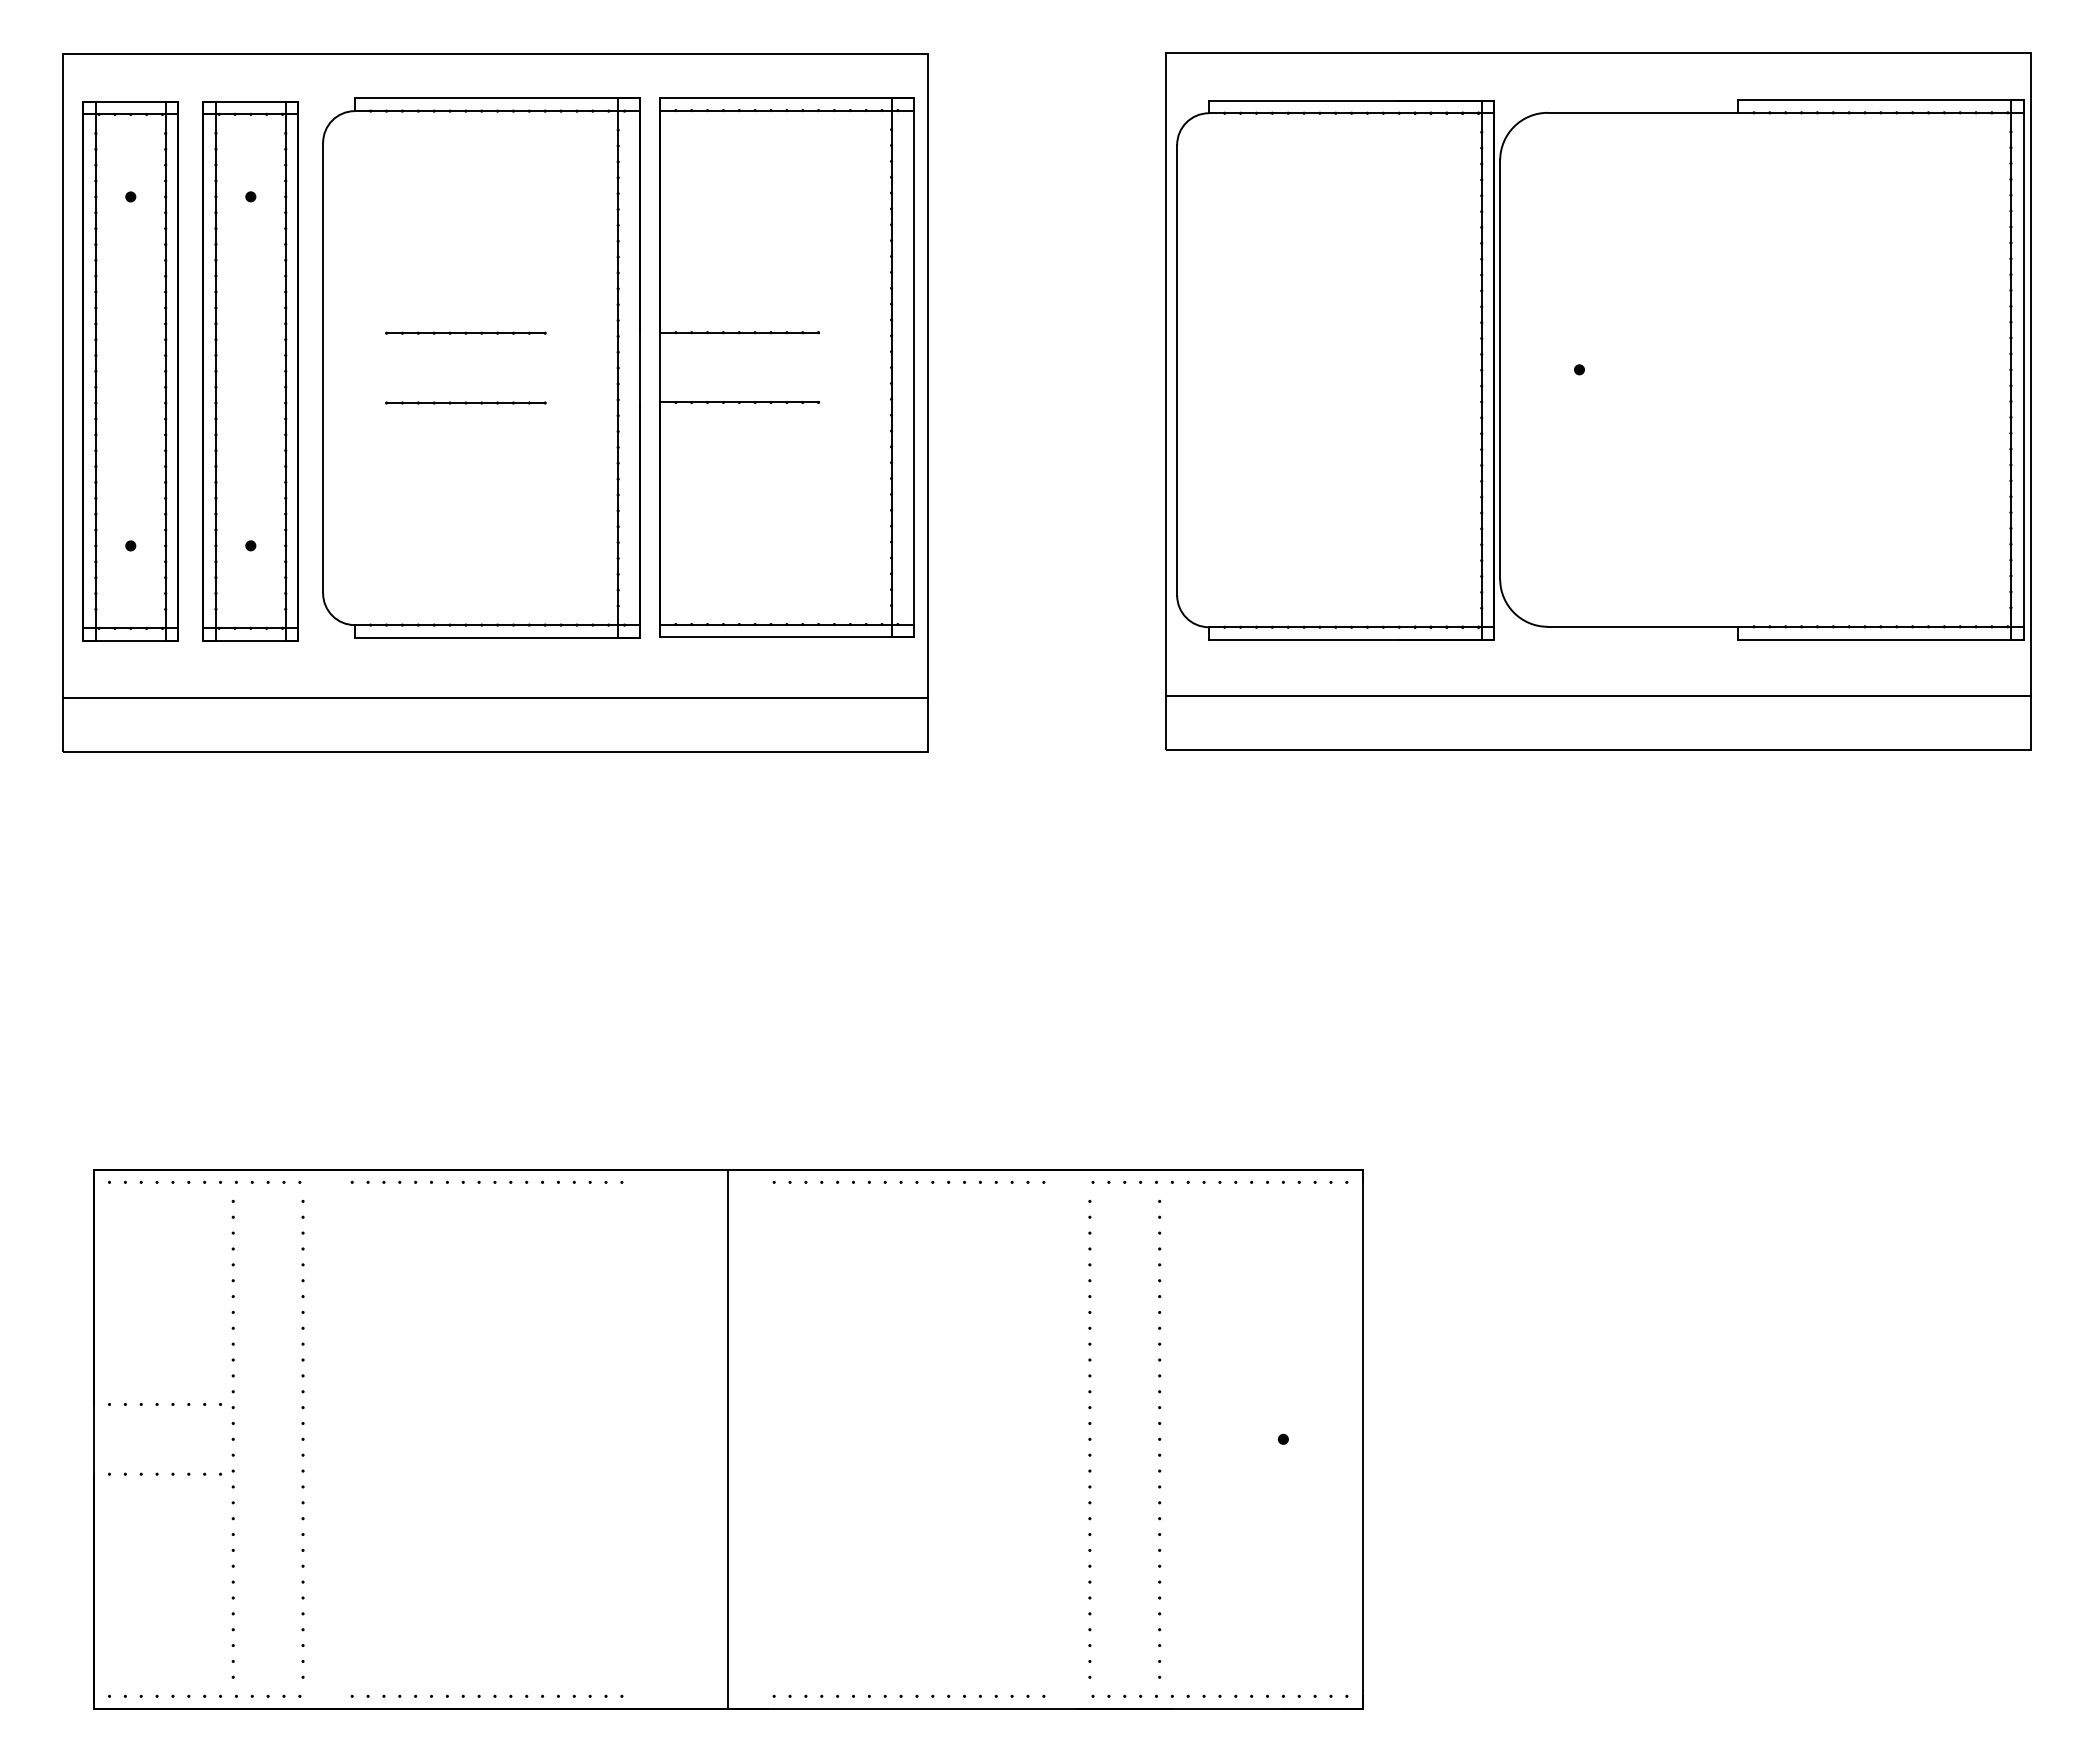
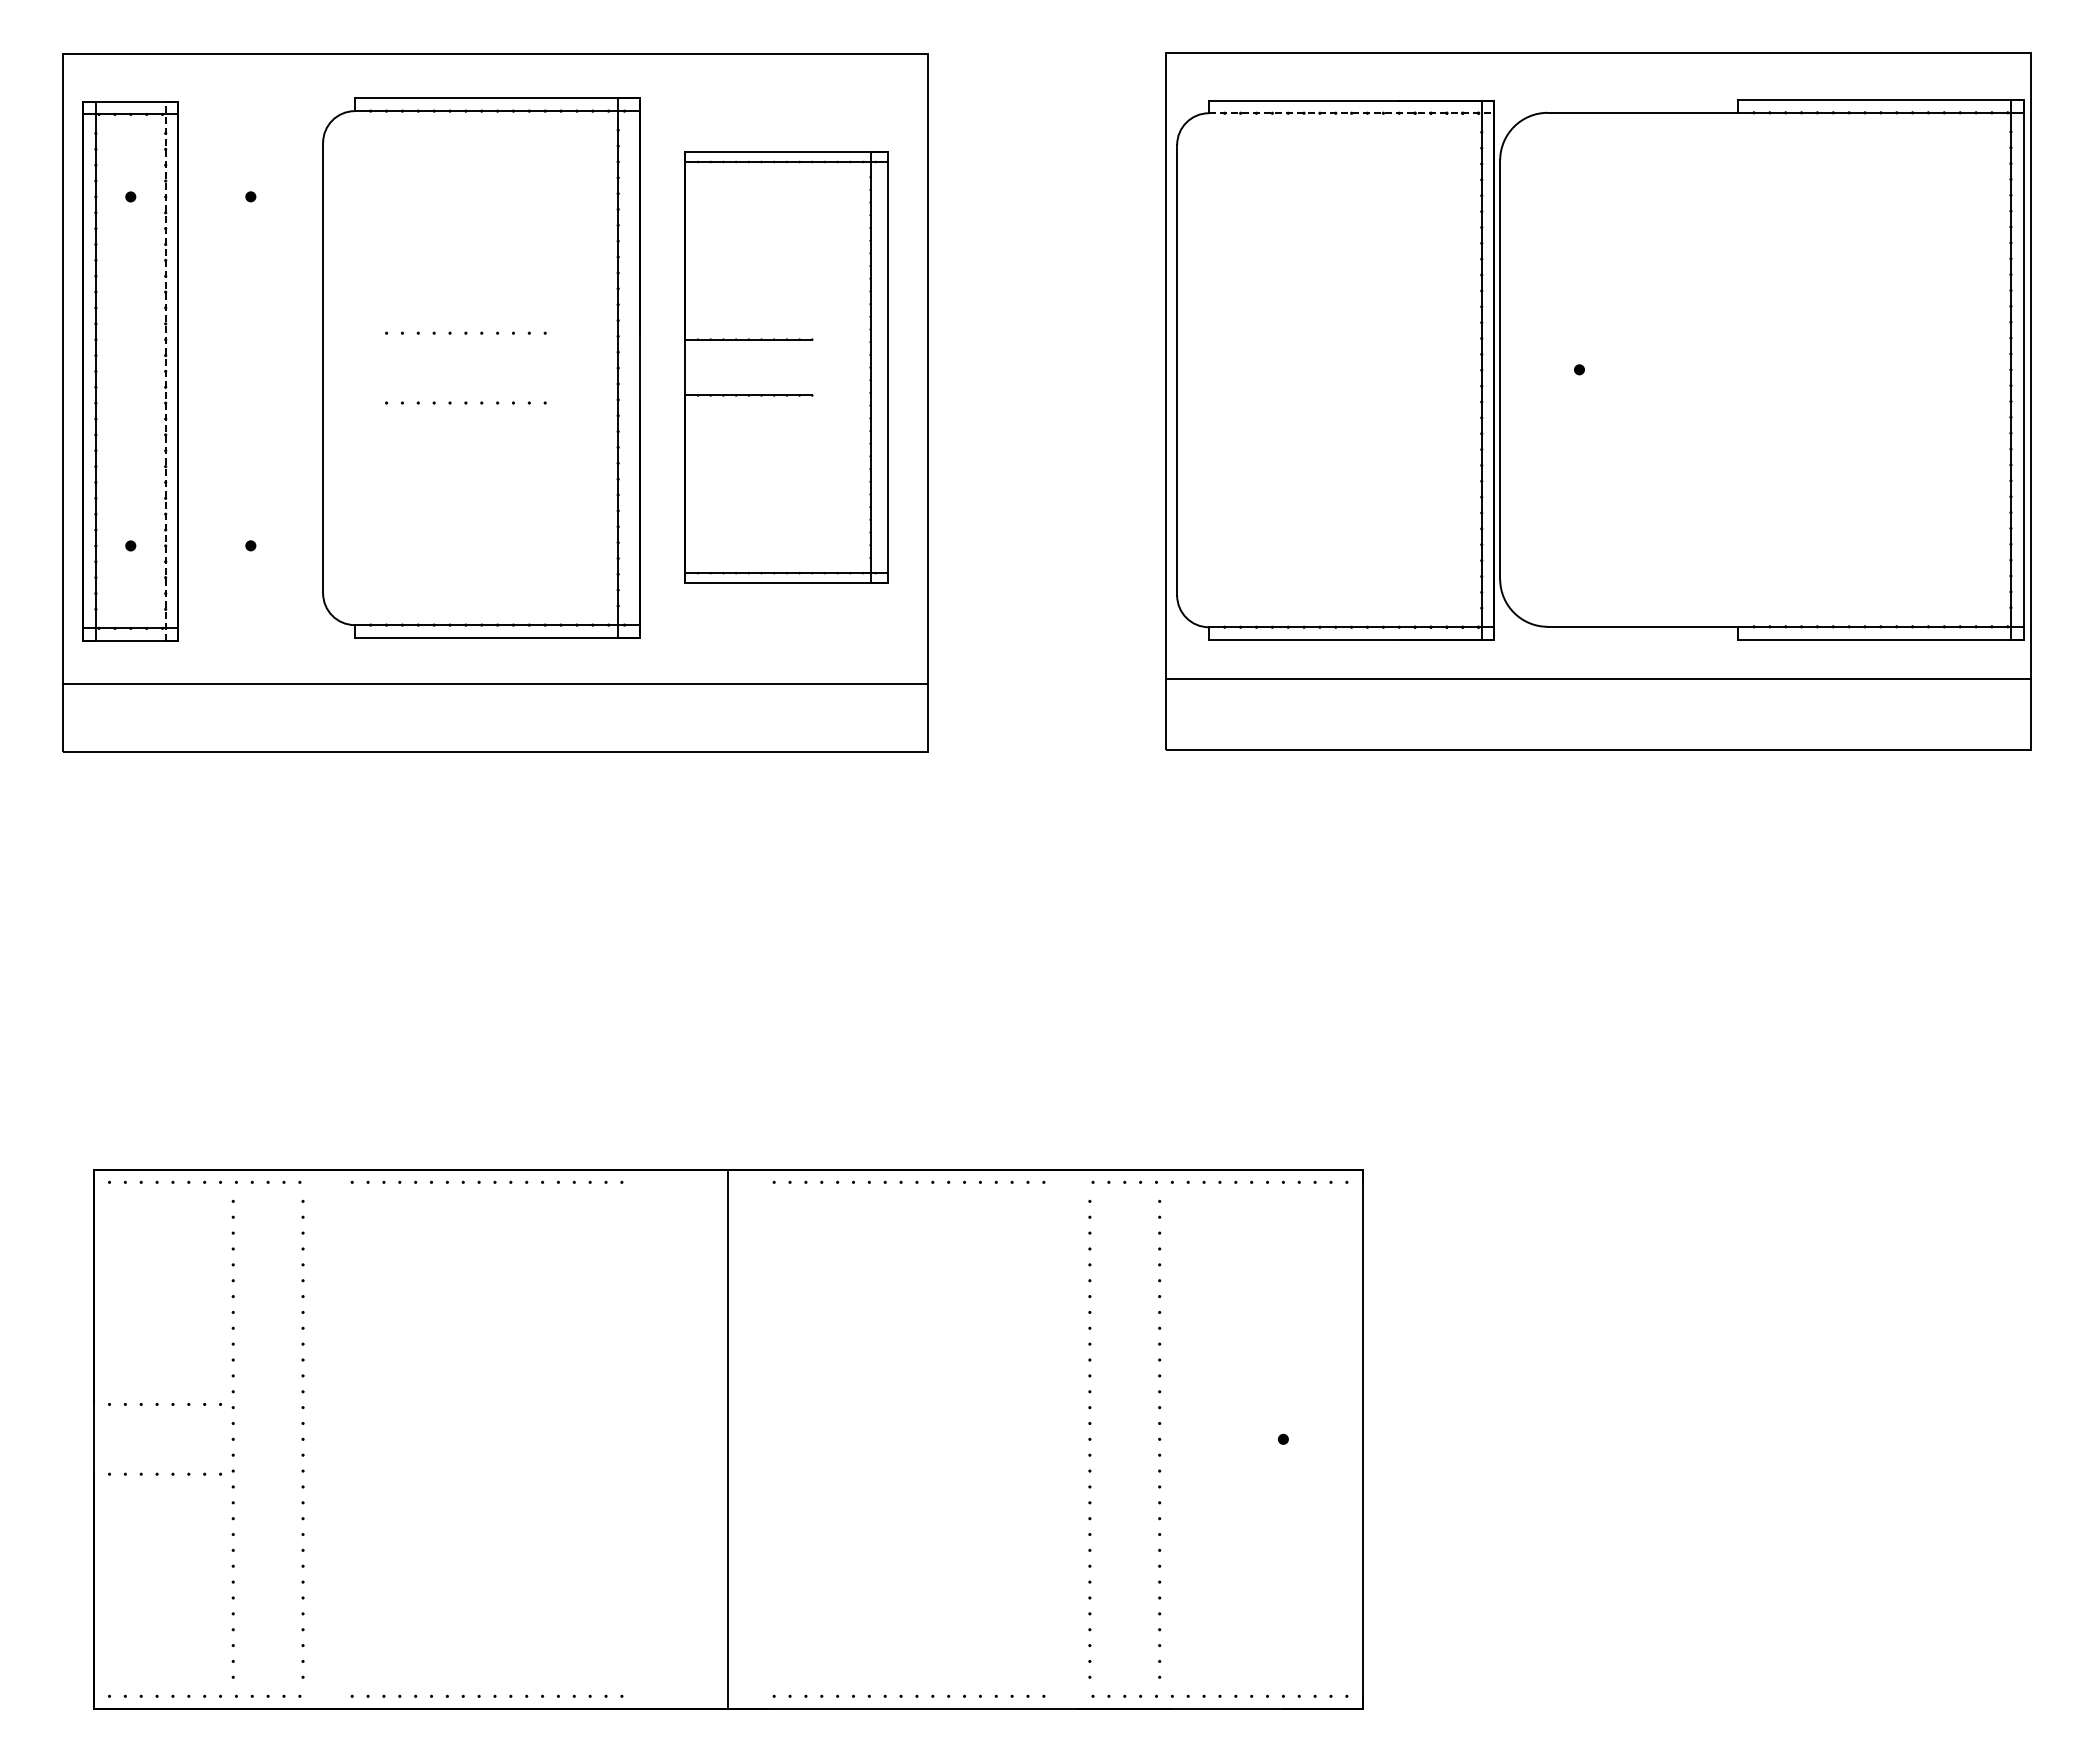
line: solid -> dashed (1351, 113)
line: present -> none (465, 333)
part size: 256x541 px -> 205x433 px (786, 367)
line: solid -> dashed (165, 371)
part: present -> none (250, 371)
line: present -> none (465, 403)
line position: (1598, 696) -> (1598, 679) (1598, 679)
line position: (494, 697) -> (494, 683) (494, 683)
